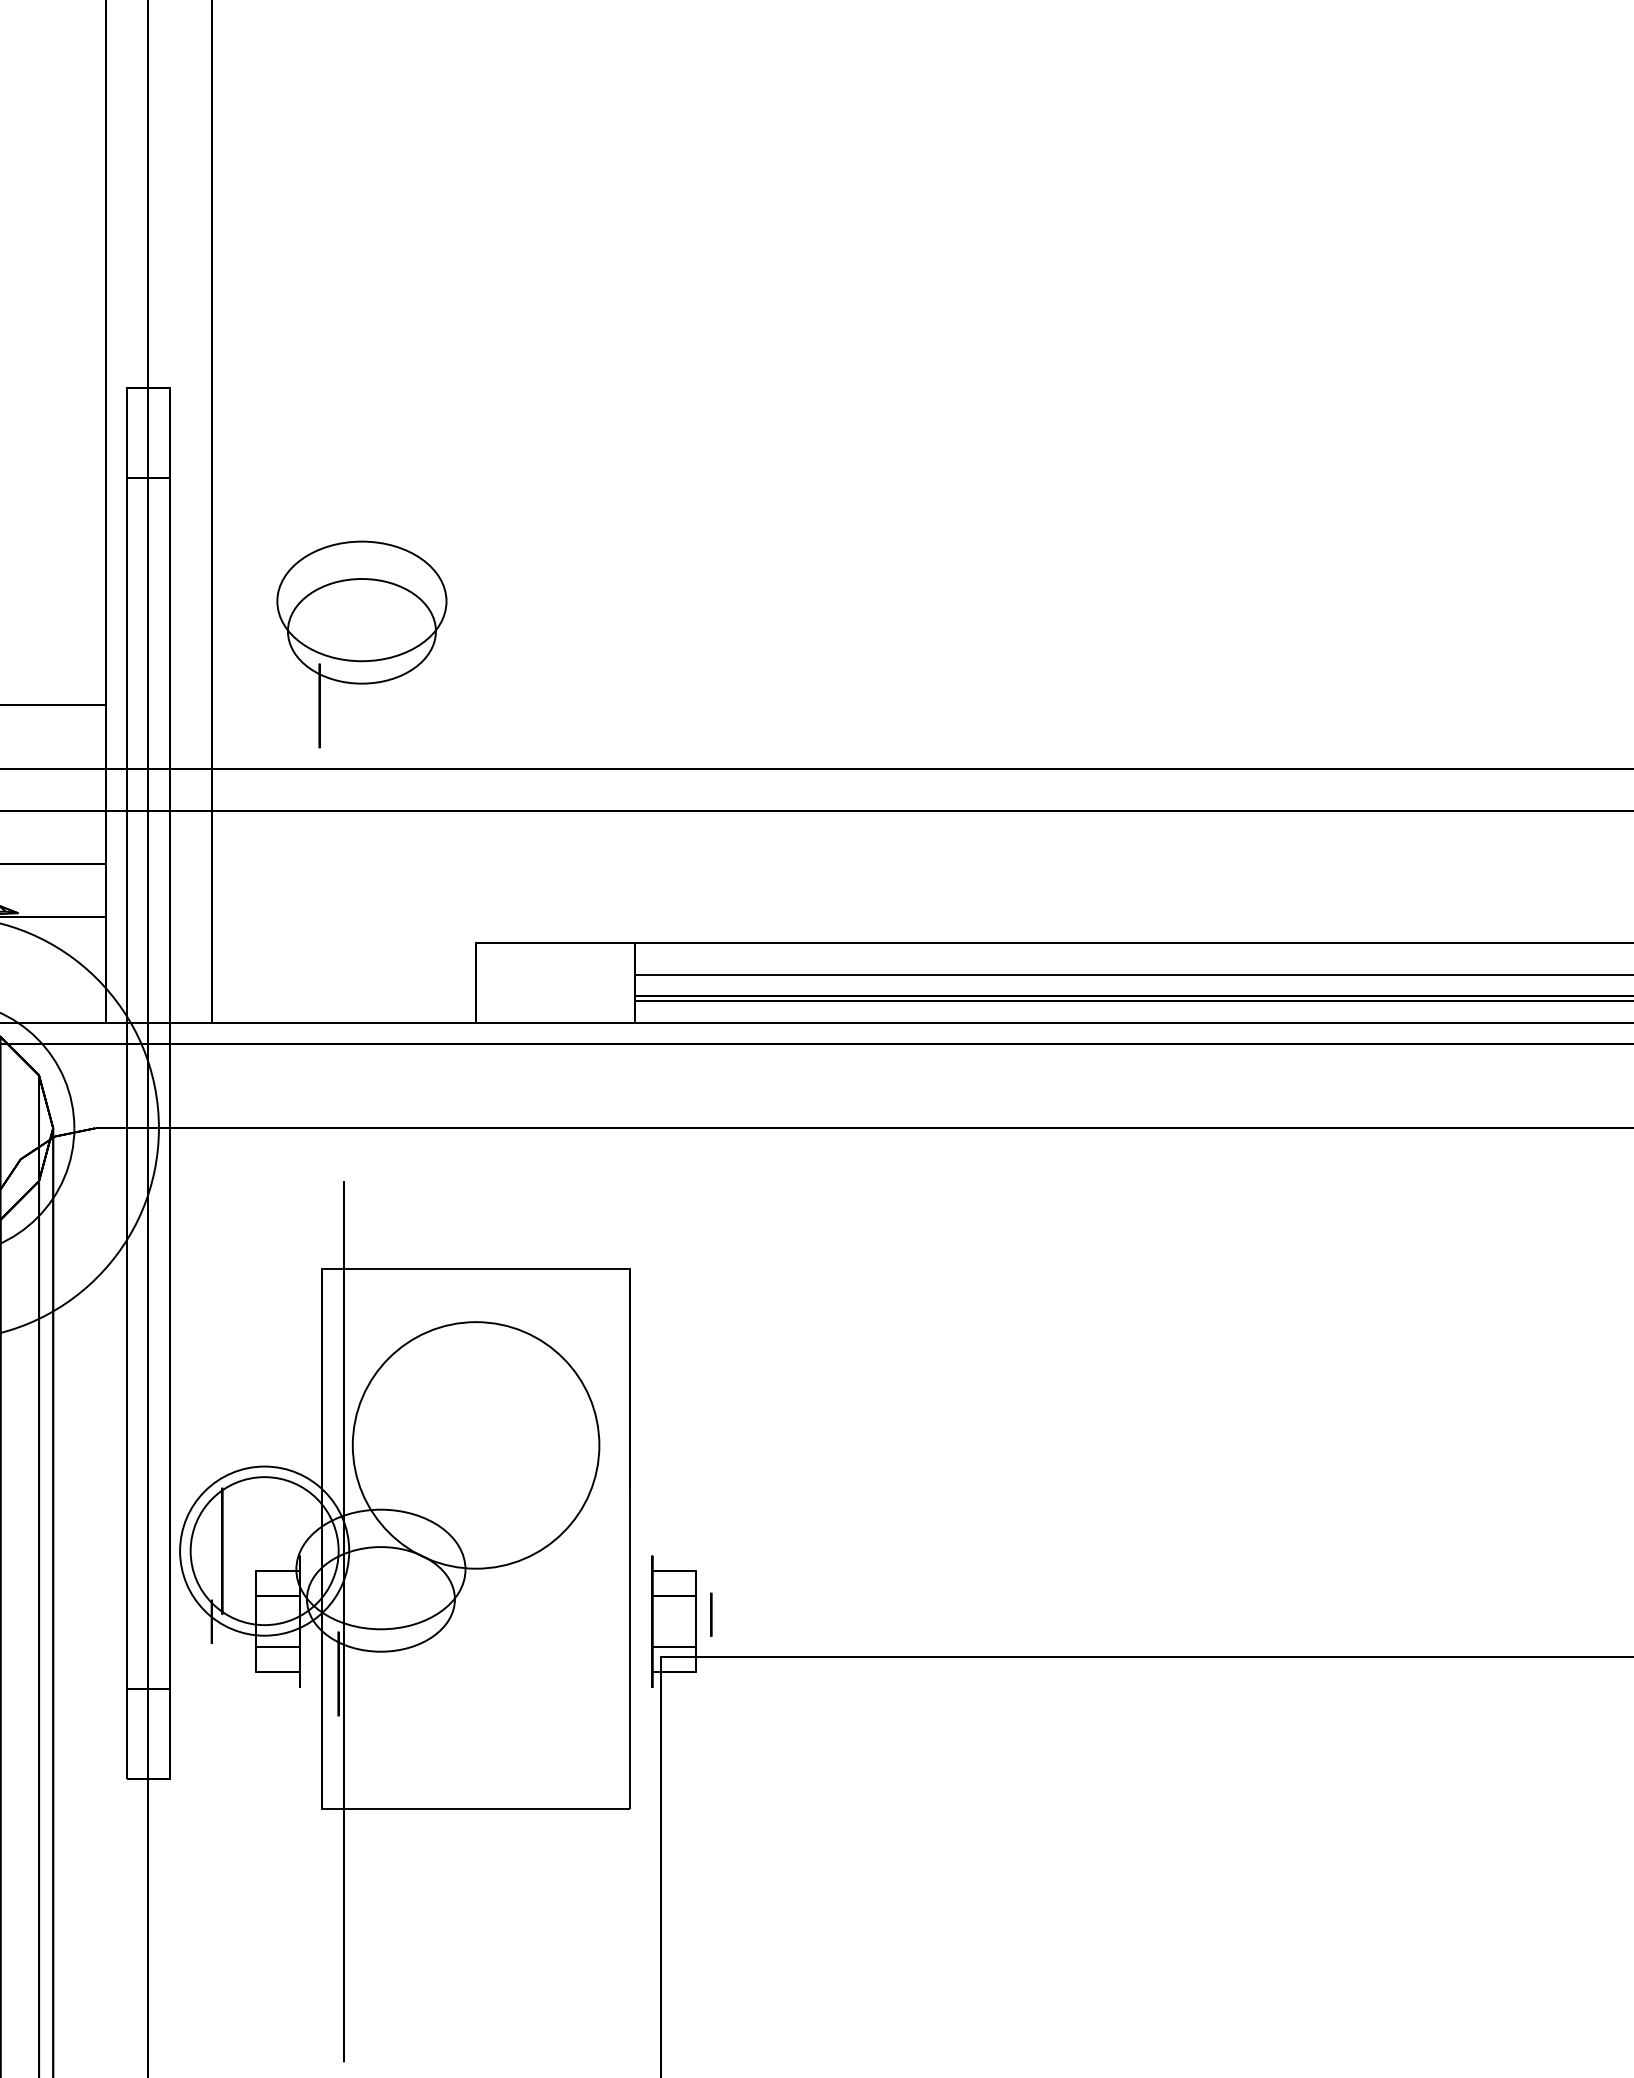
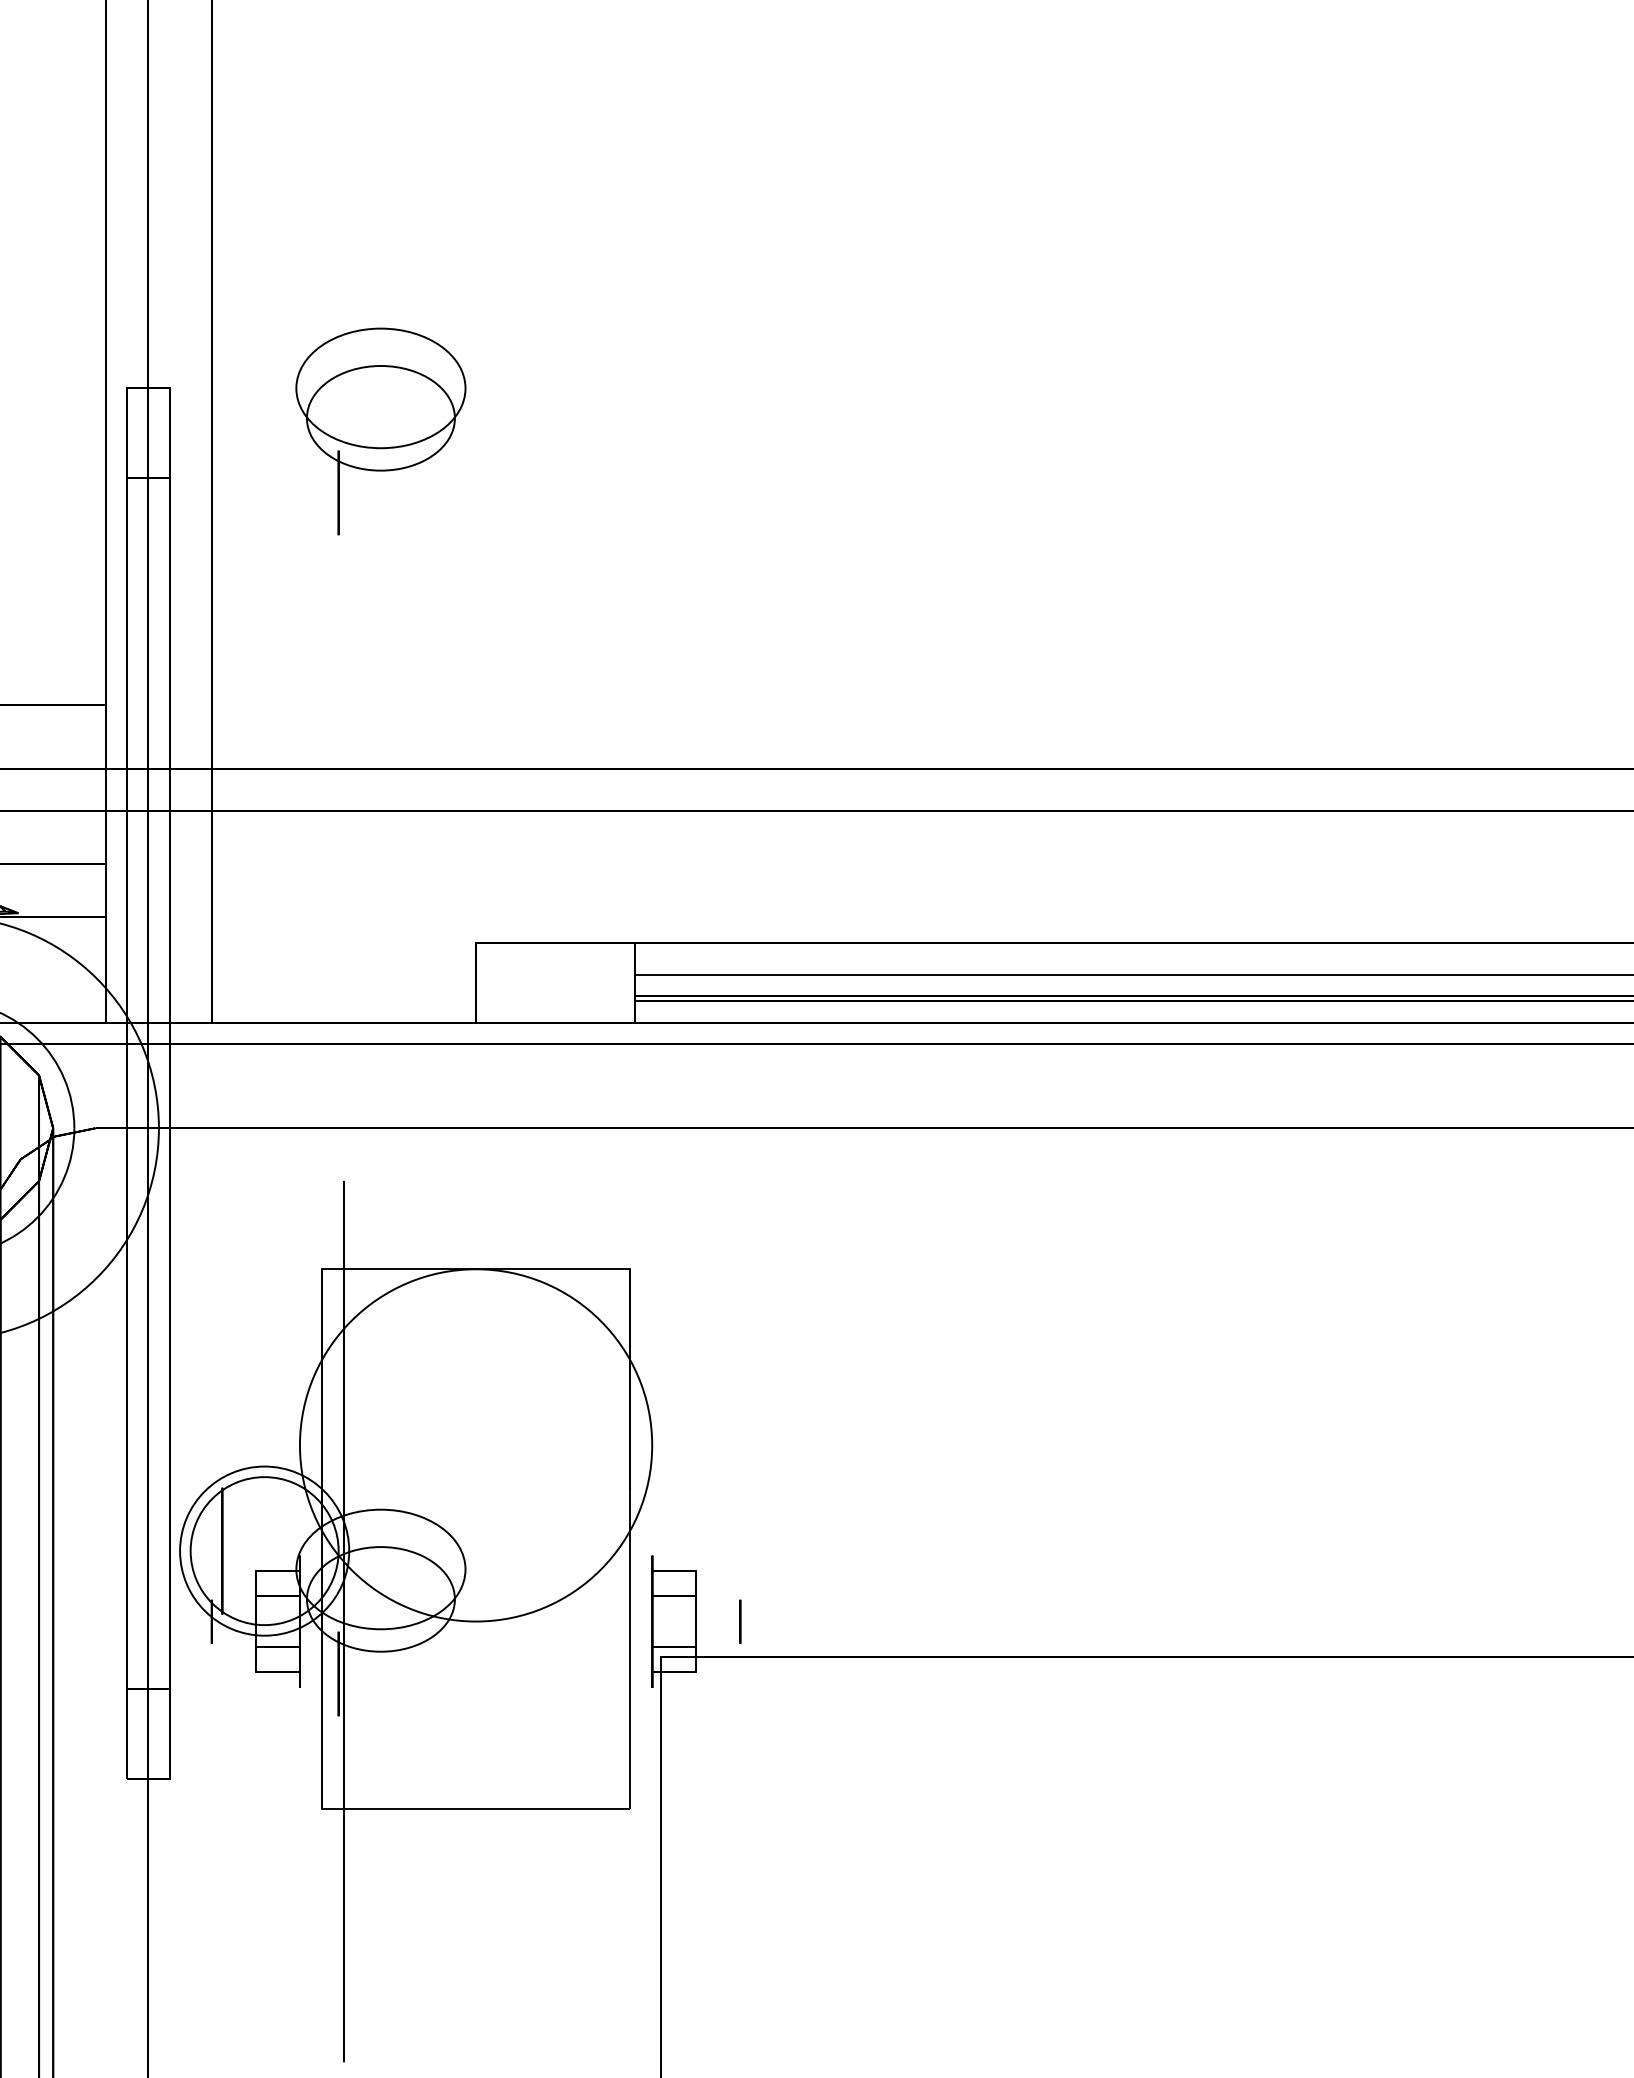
part position: (361, 644) -> (380, 431) (380, 431)
circle diameter: 247 px -> 352 px (475, 1445)
circle position: (711, 1614) -> (740, 1621) (740, 1621)
